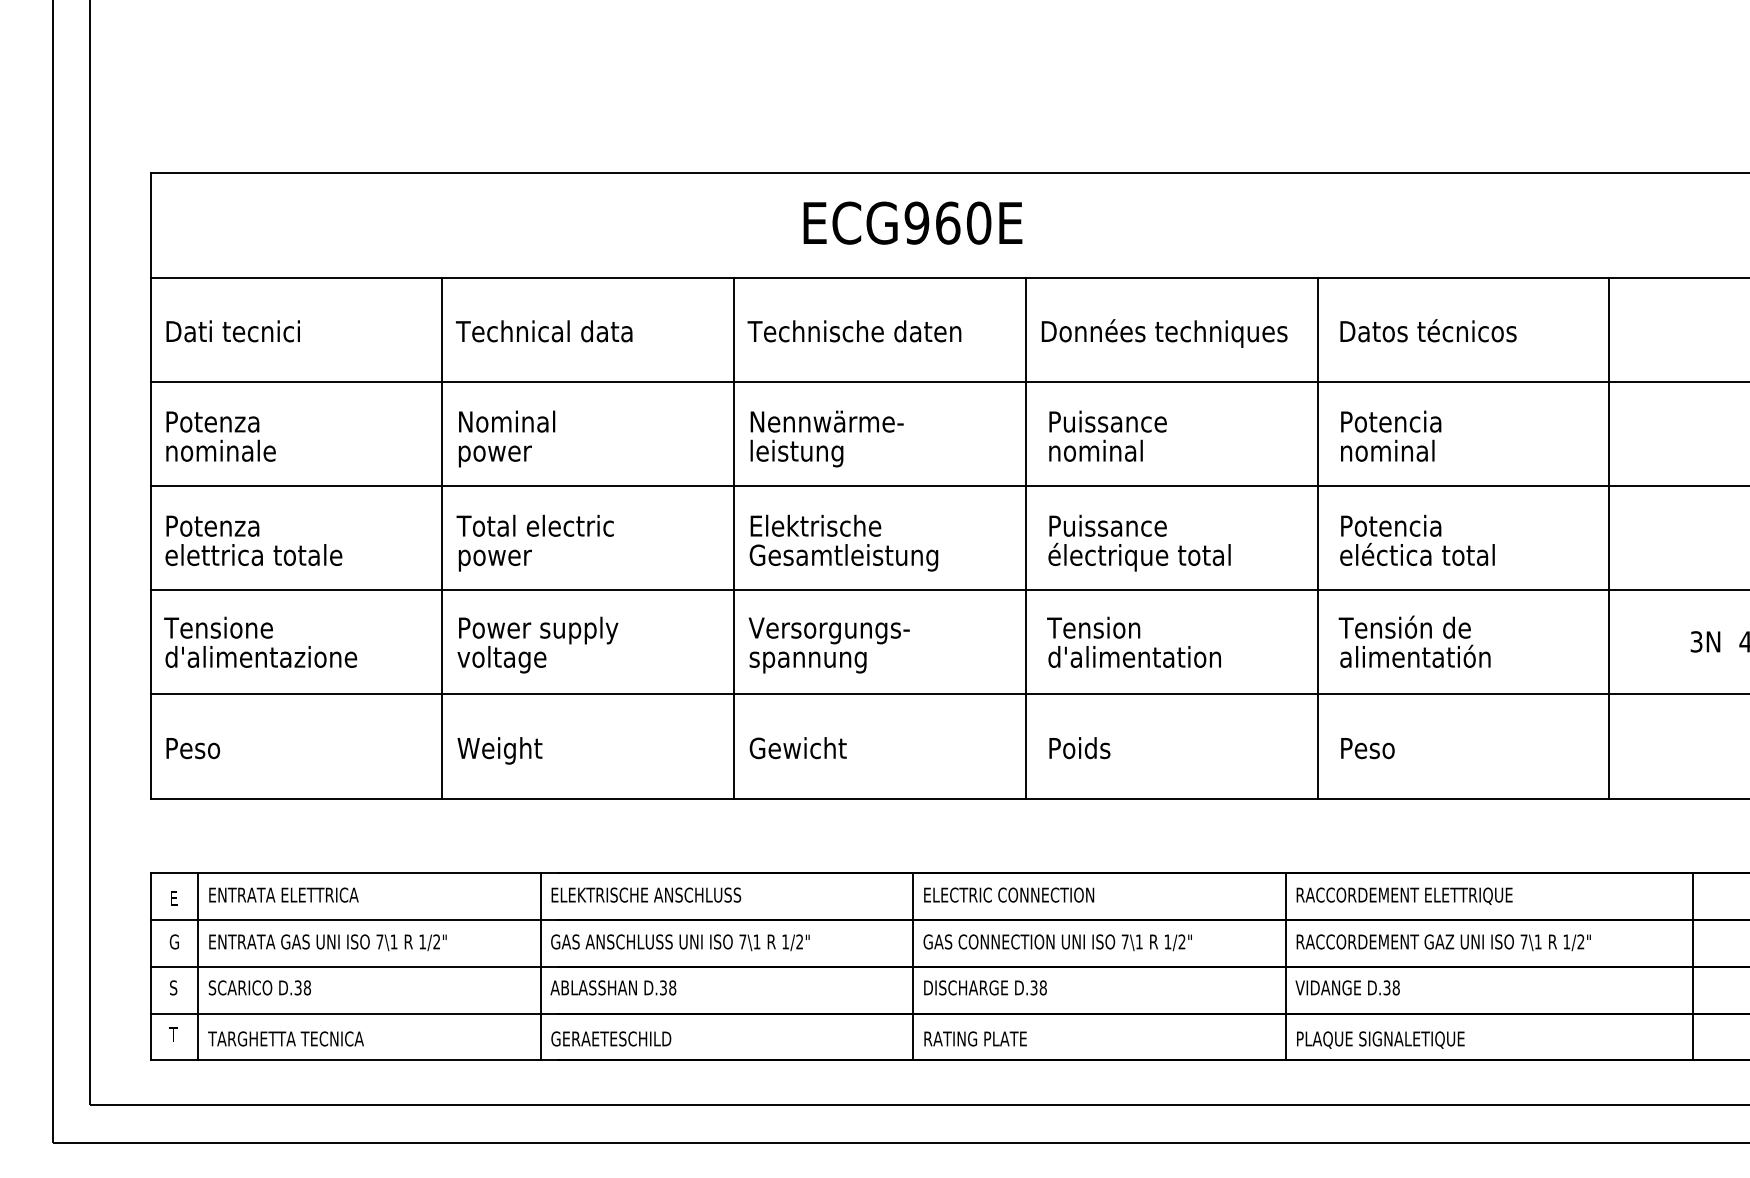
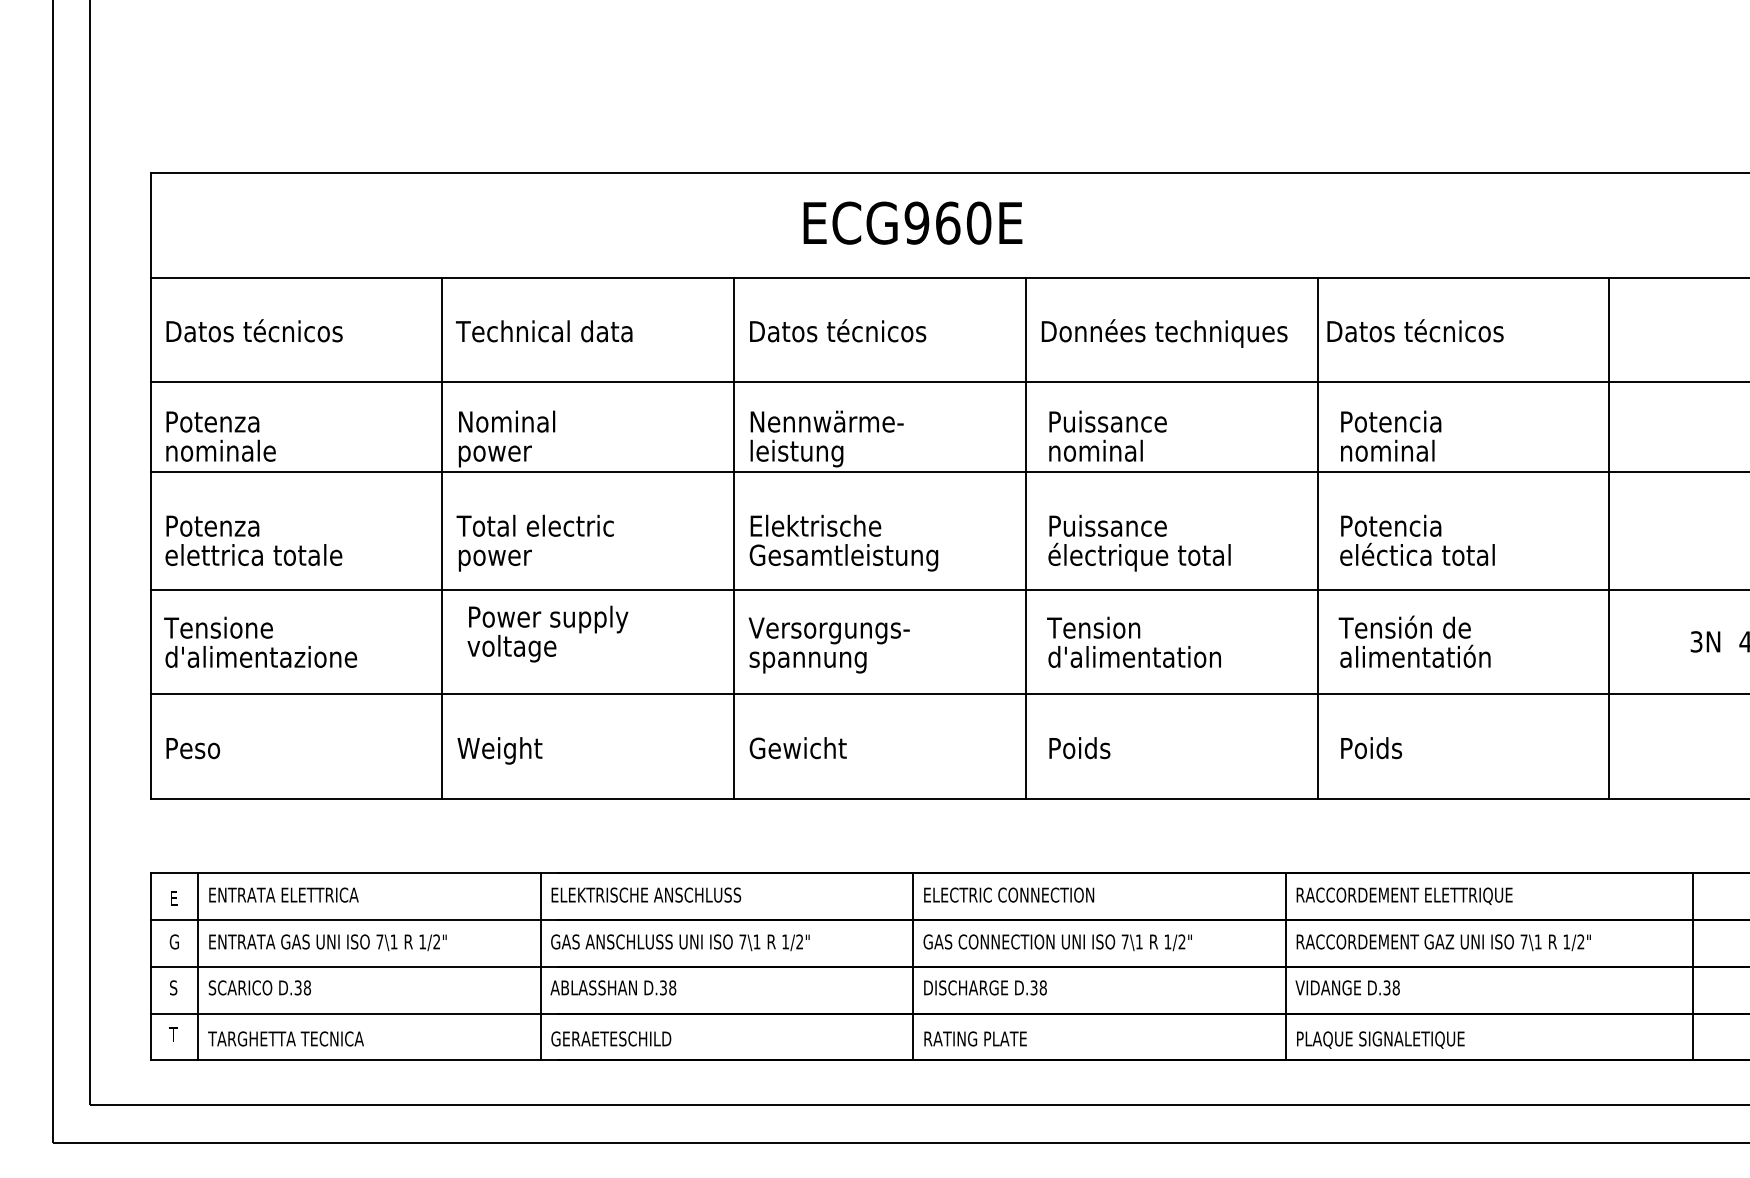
text: Dati tecnici -> Datos técnicos (275, 330)
text: Technische daten -> Datos técnicos (854, 330)
text position: (1428, 330) -> (1415, 330) (1415, 330)
line position: (948, 485) -> (948, 471) (948, 471)
text position: (537, 644) -> (547, 633) (547, 633)
text: Peso -> Poids (1378, 748)
